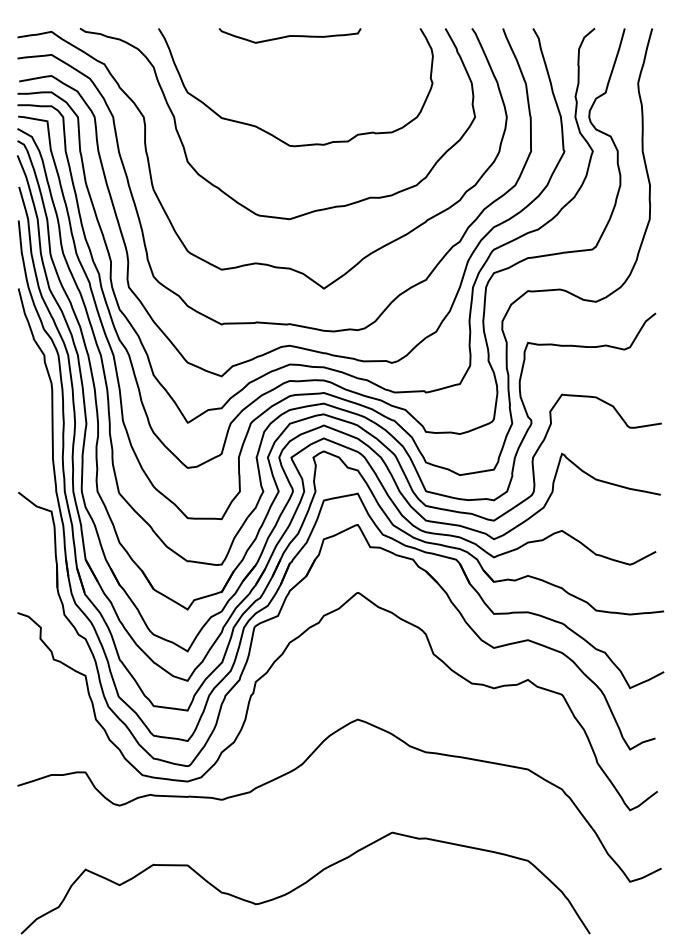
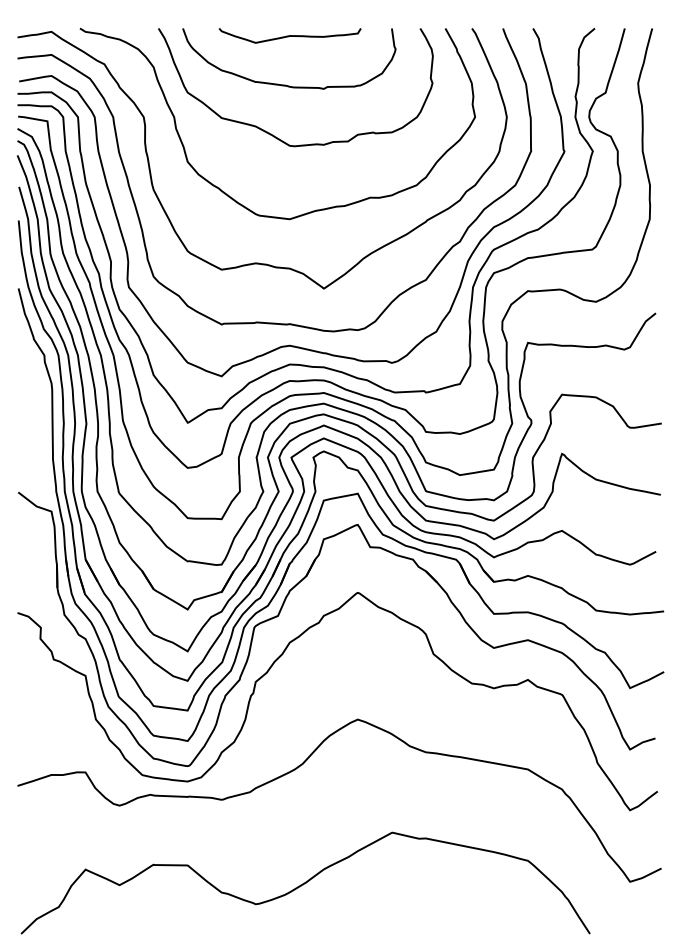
curve: none -> present (285, 84)
